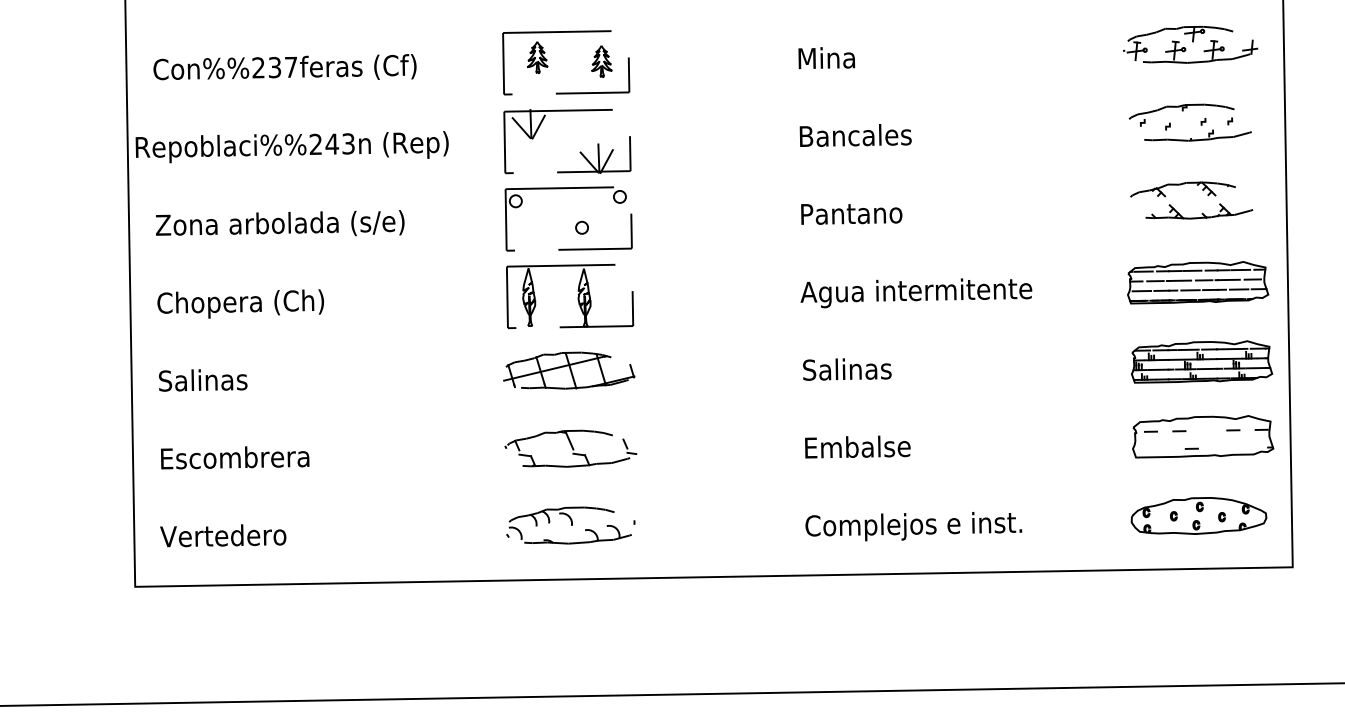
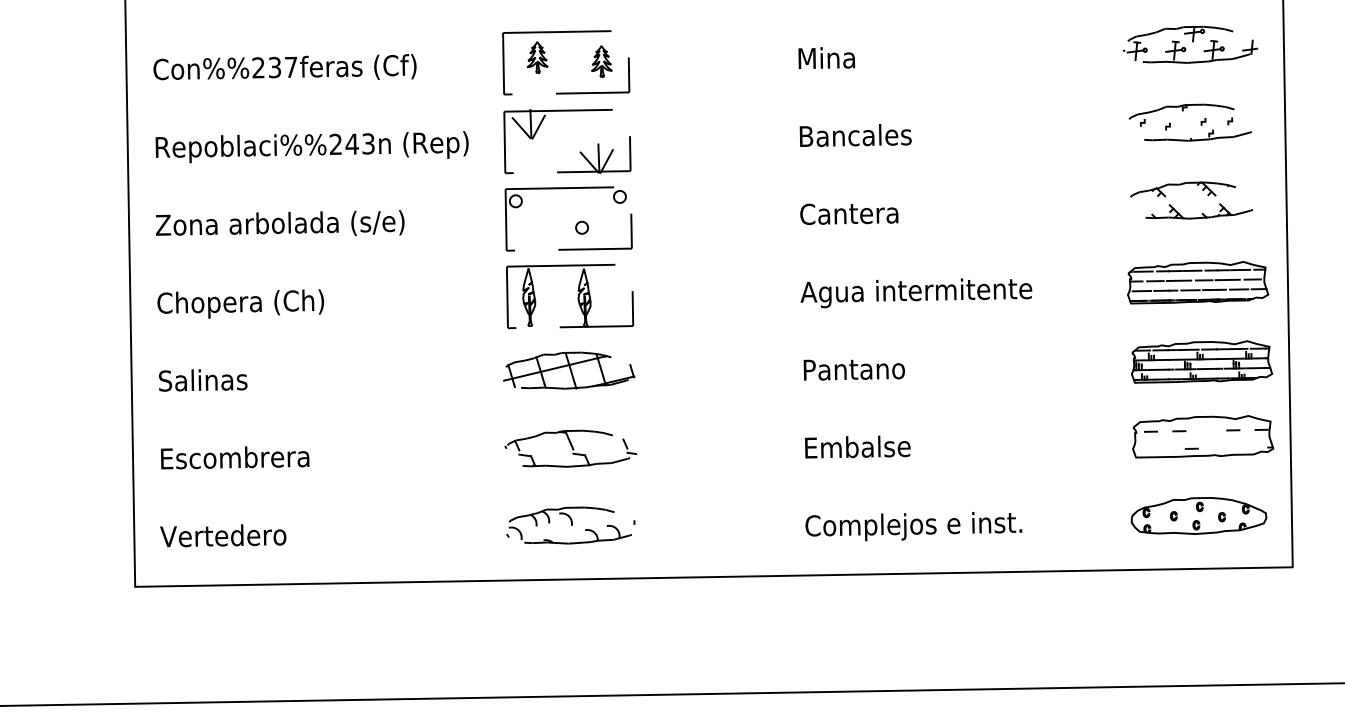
text position: (291, 147) -> (311, 147) (311, 147)
text: Pantano -> Cantera (851, 214)
text: Salinas -> Pantano (853, 369)
